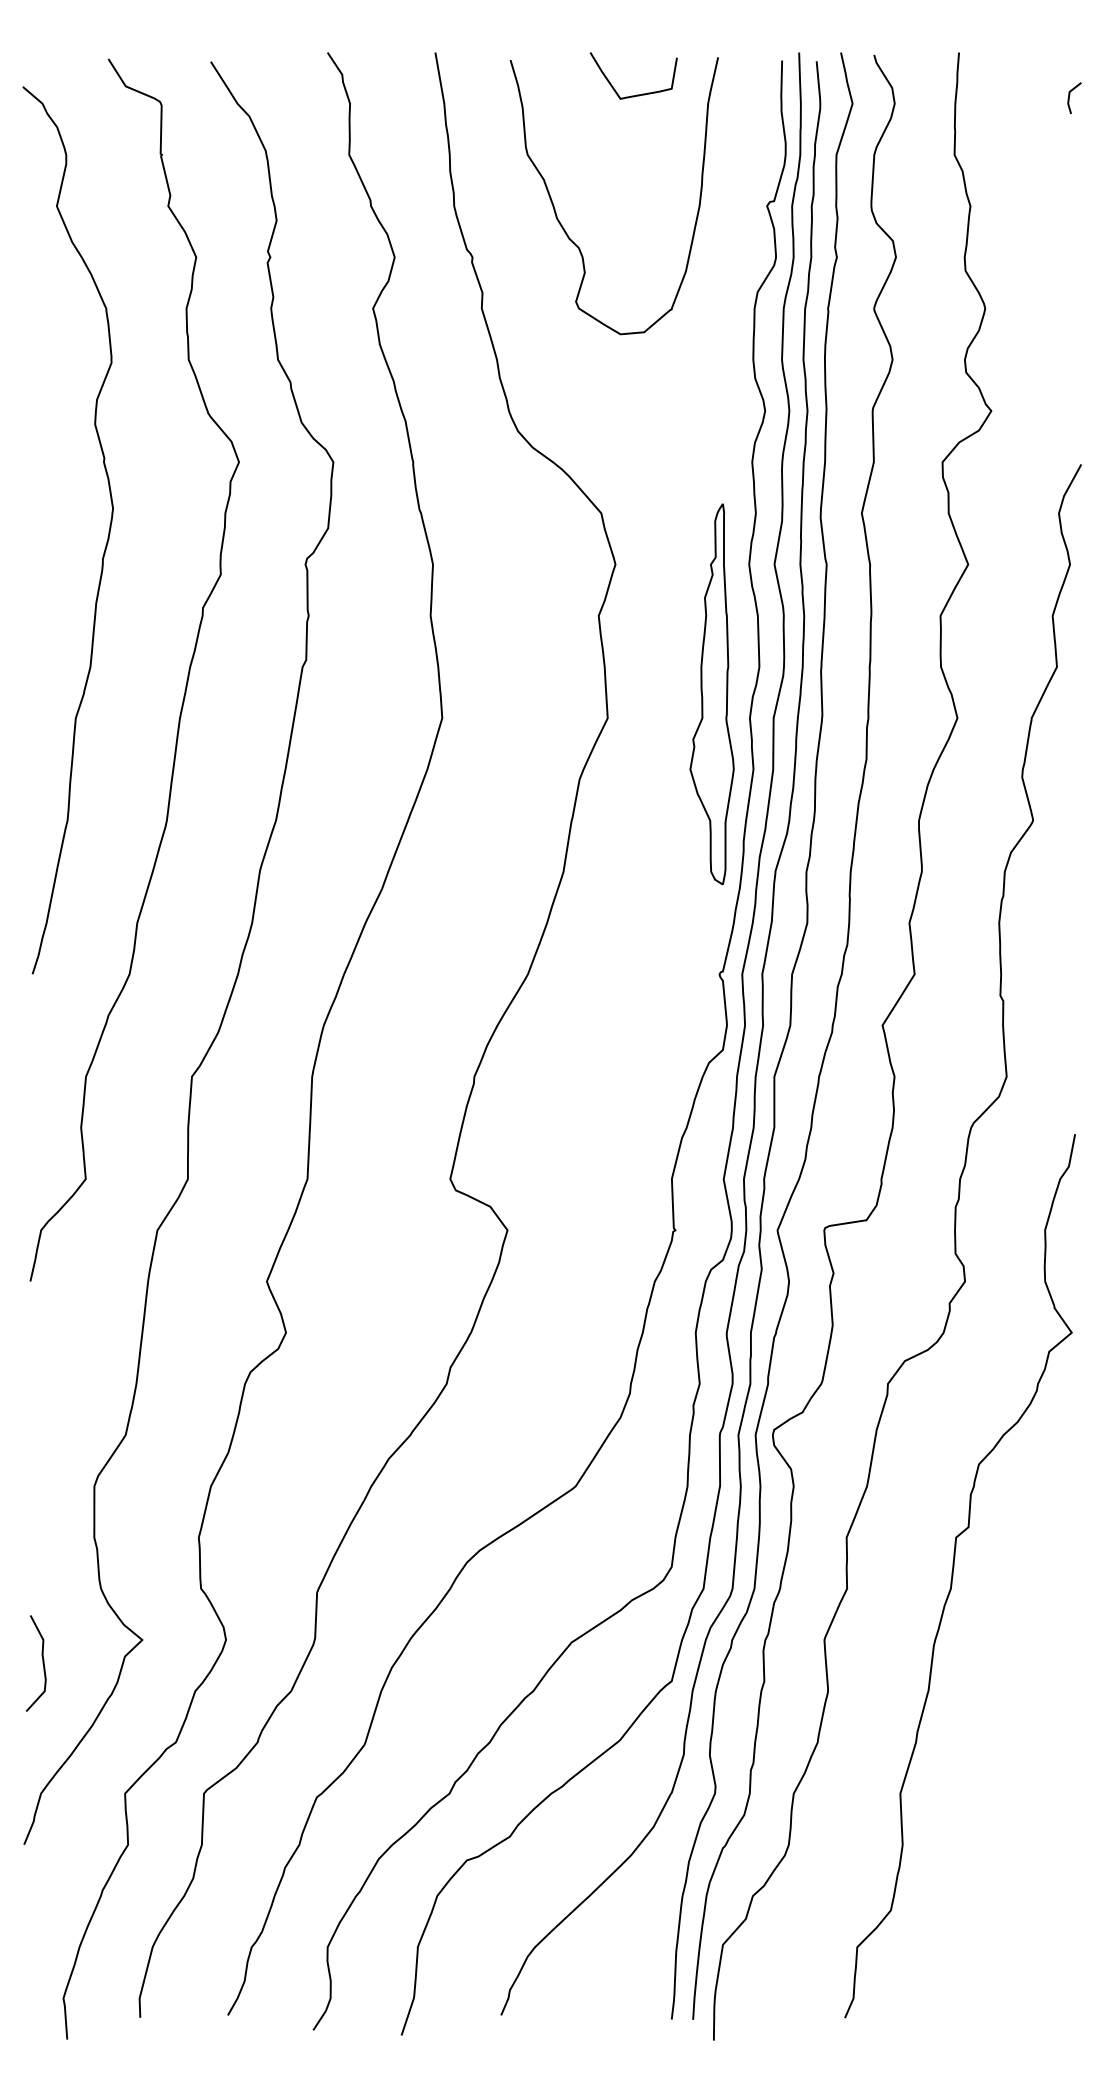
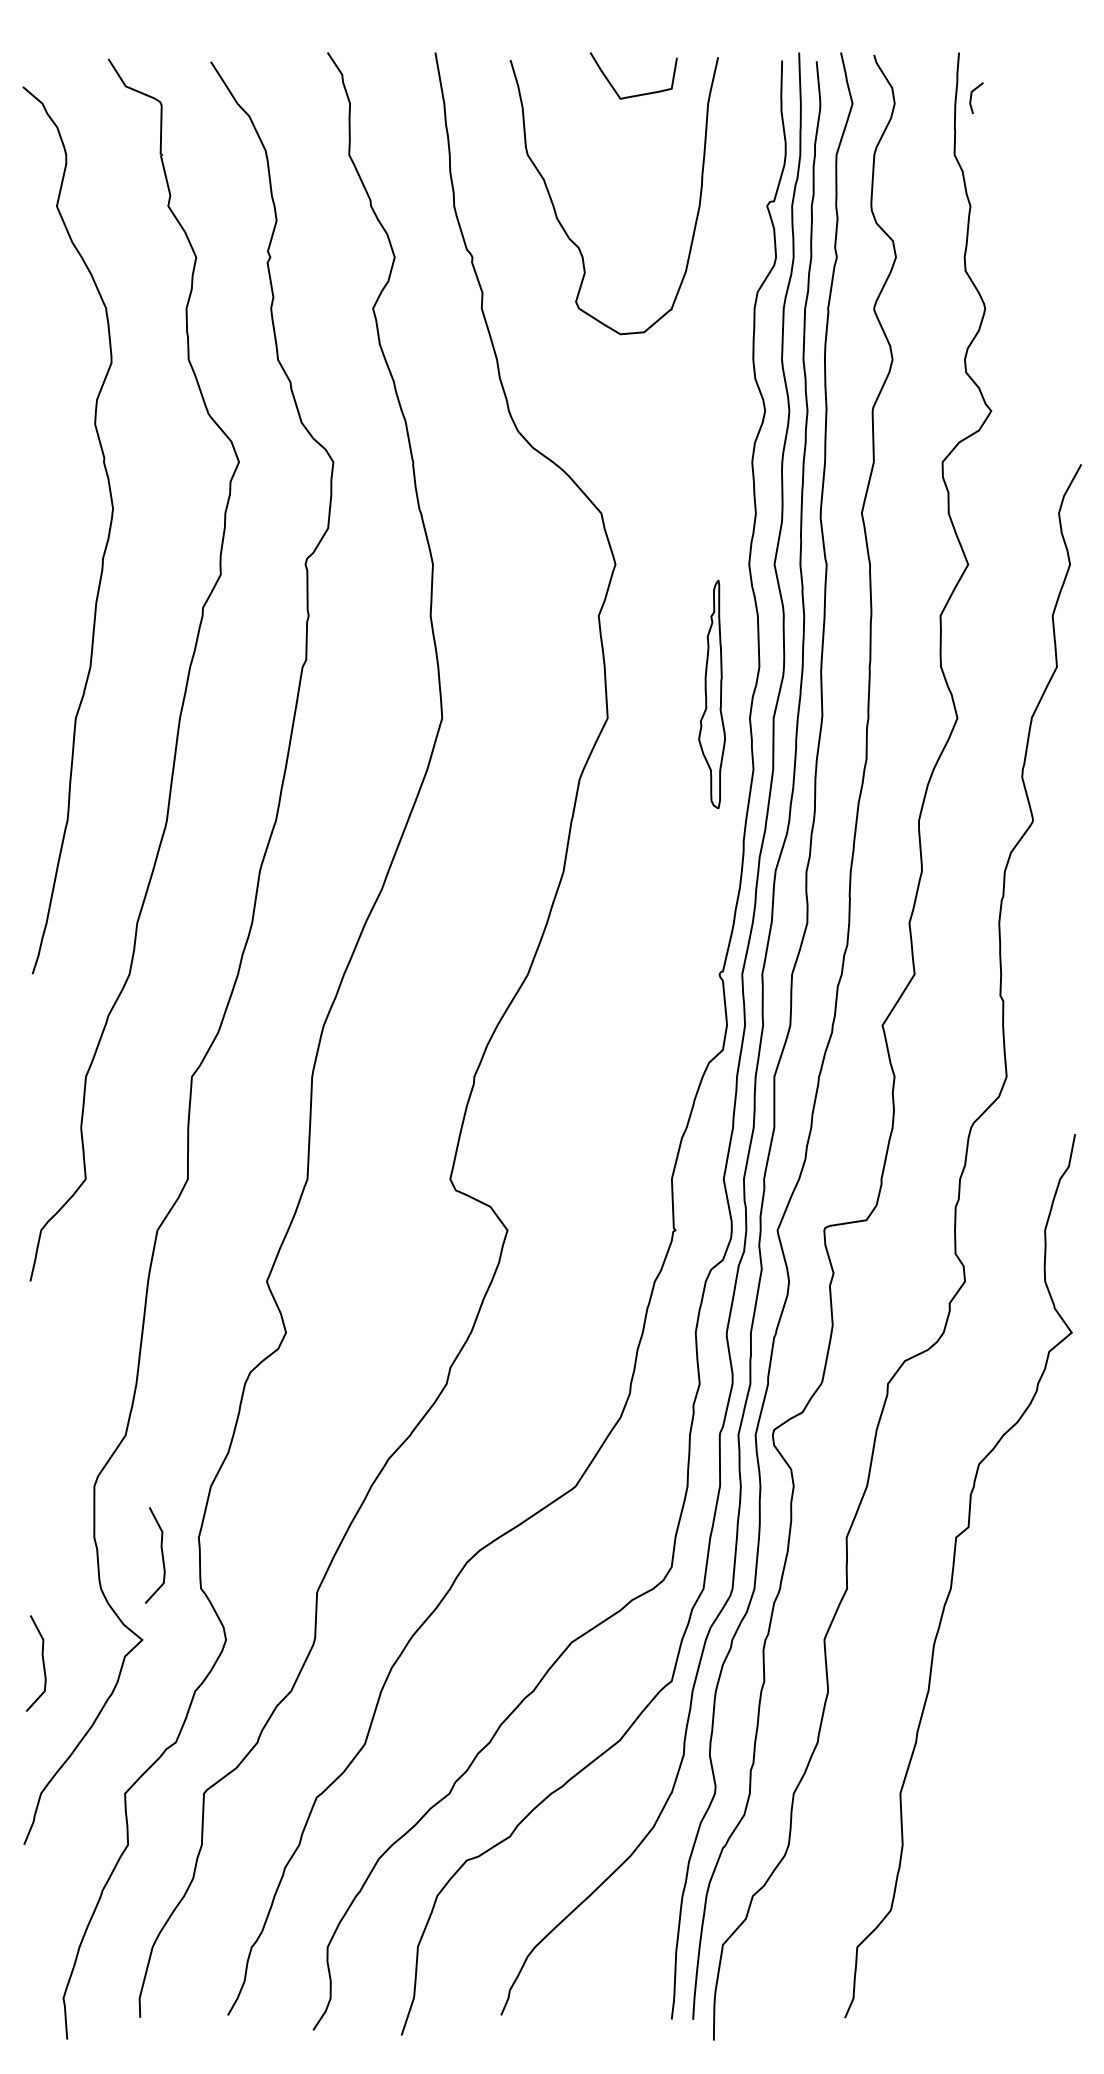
line position: (1070, 95) -> (972, 95) (972, 95)
part size: 46x383 px -> 28x230 px (711, 693)
curve: none -> present (161, 1555)
